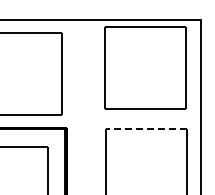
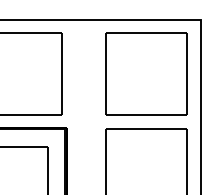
part position: (145, 67) -> (146, 73) (146, 73)
line: dashed -> solid (146, 129)
